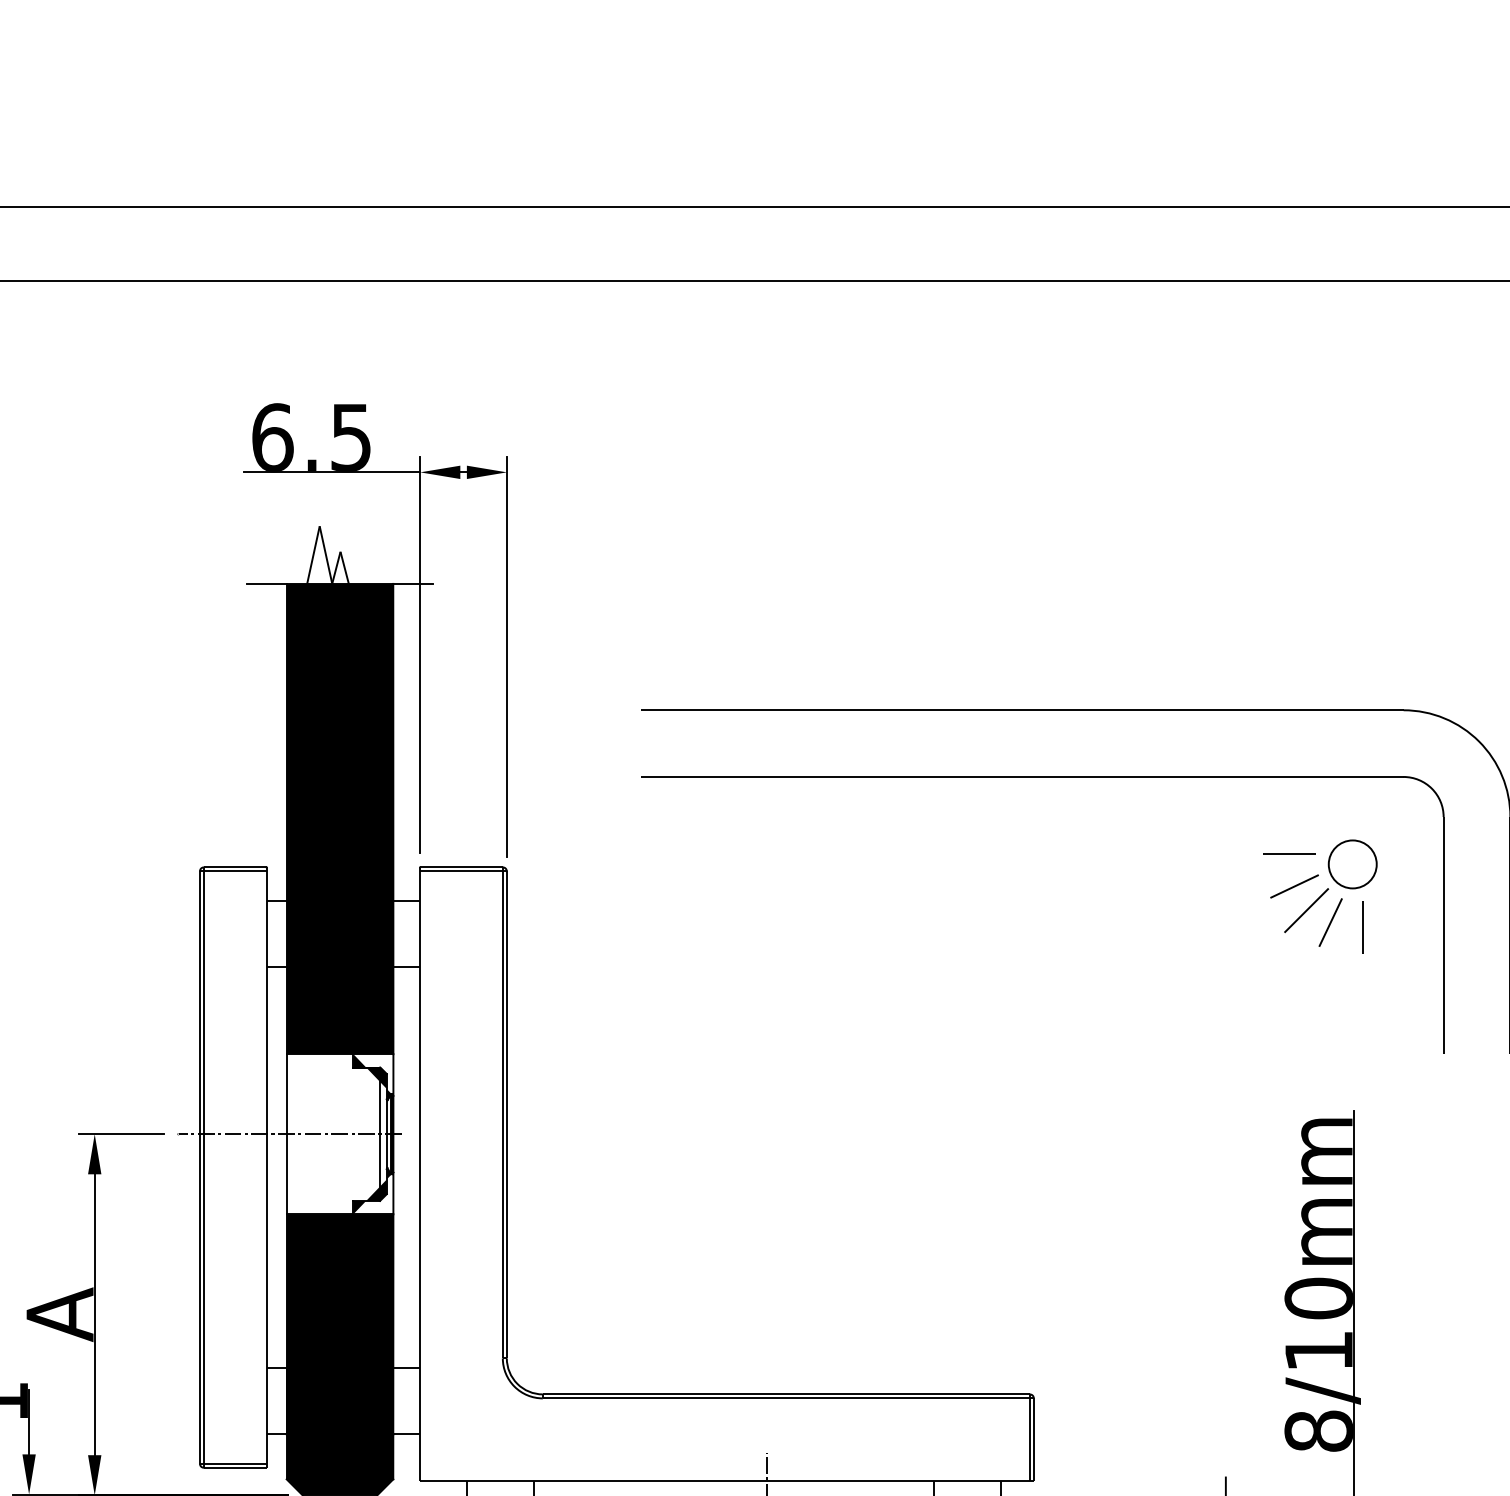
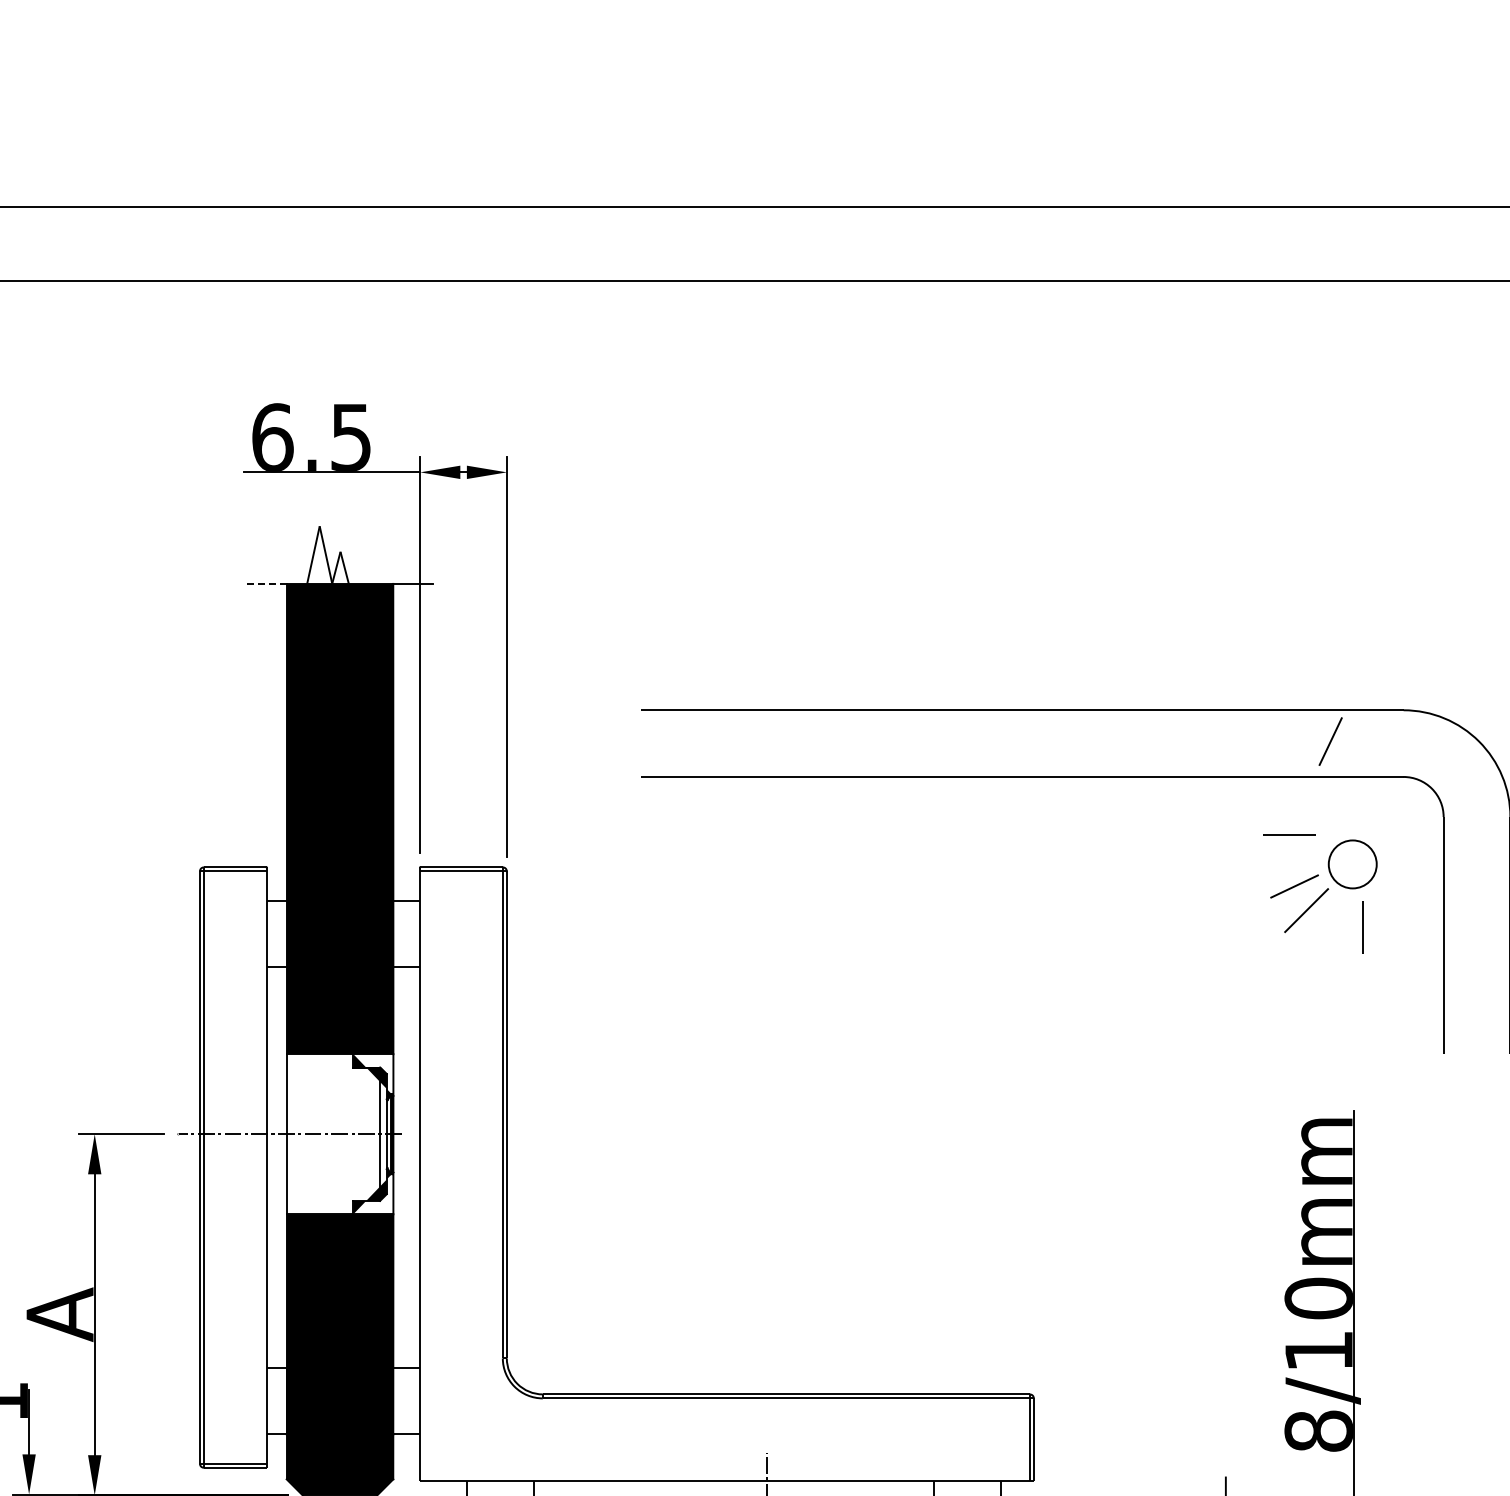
line: solid -> dashed (266, 583)
line position: (1289, 853) -> (1289, 834) (1289, 834)
line position: (1330, 922) -> (1330, 741) (1330, 741)
